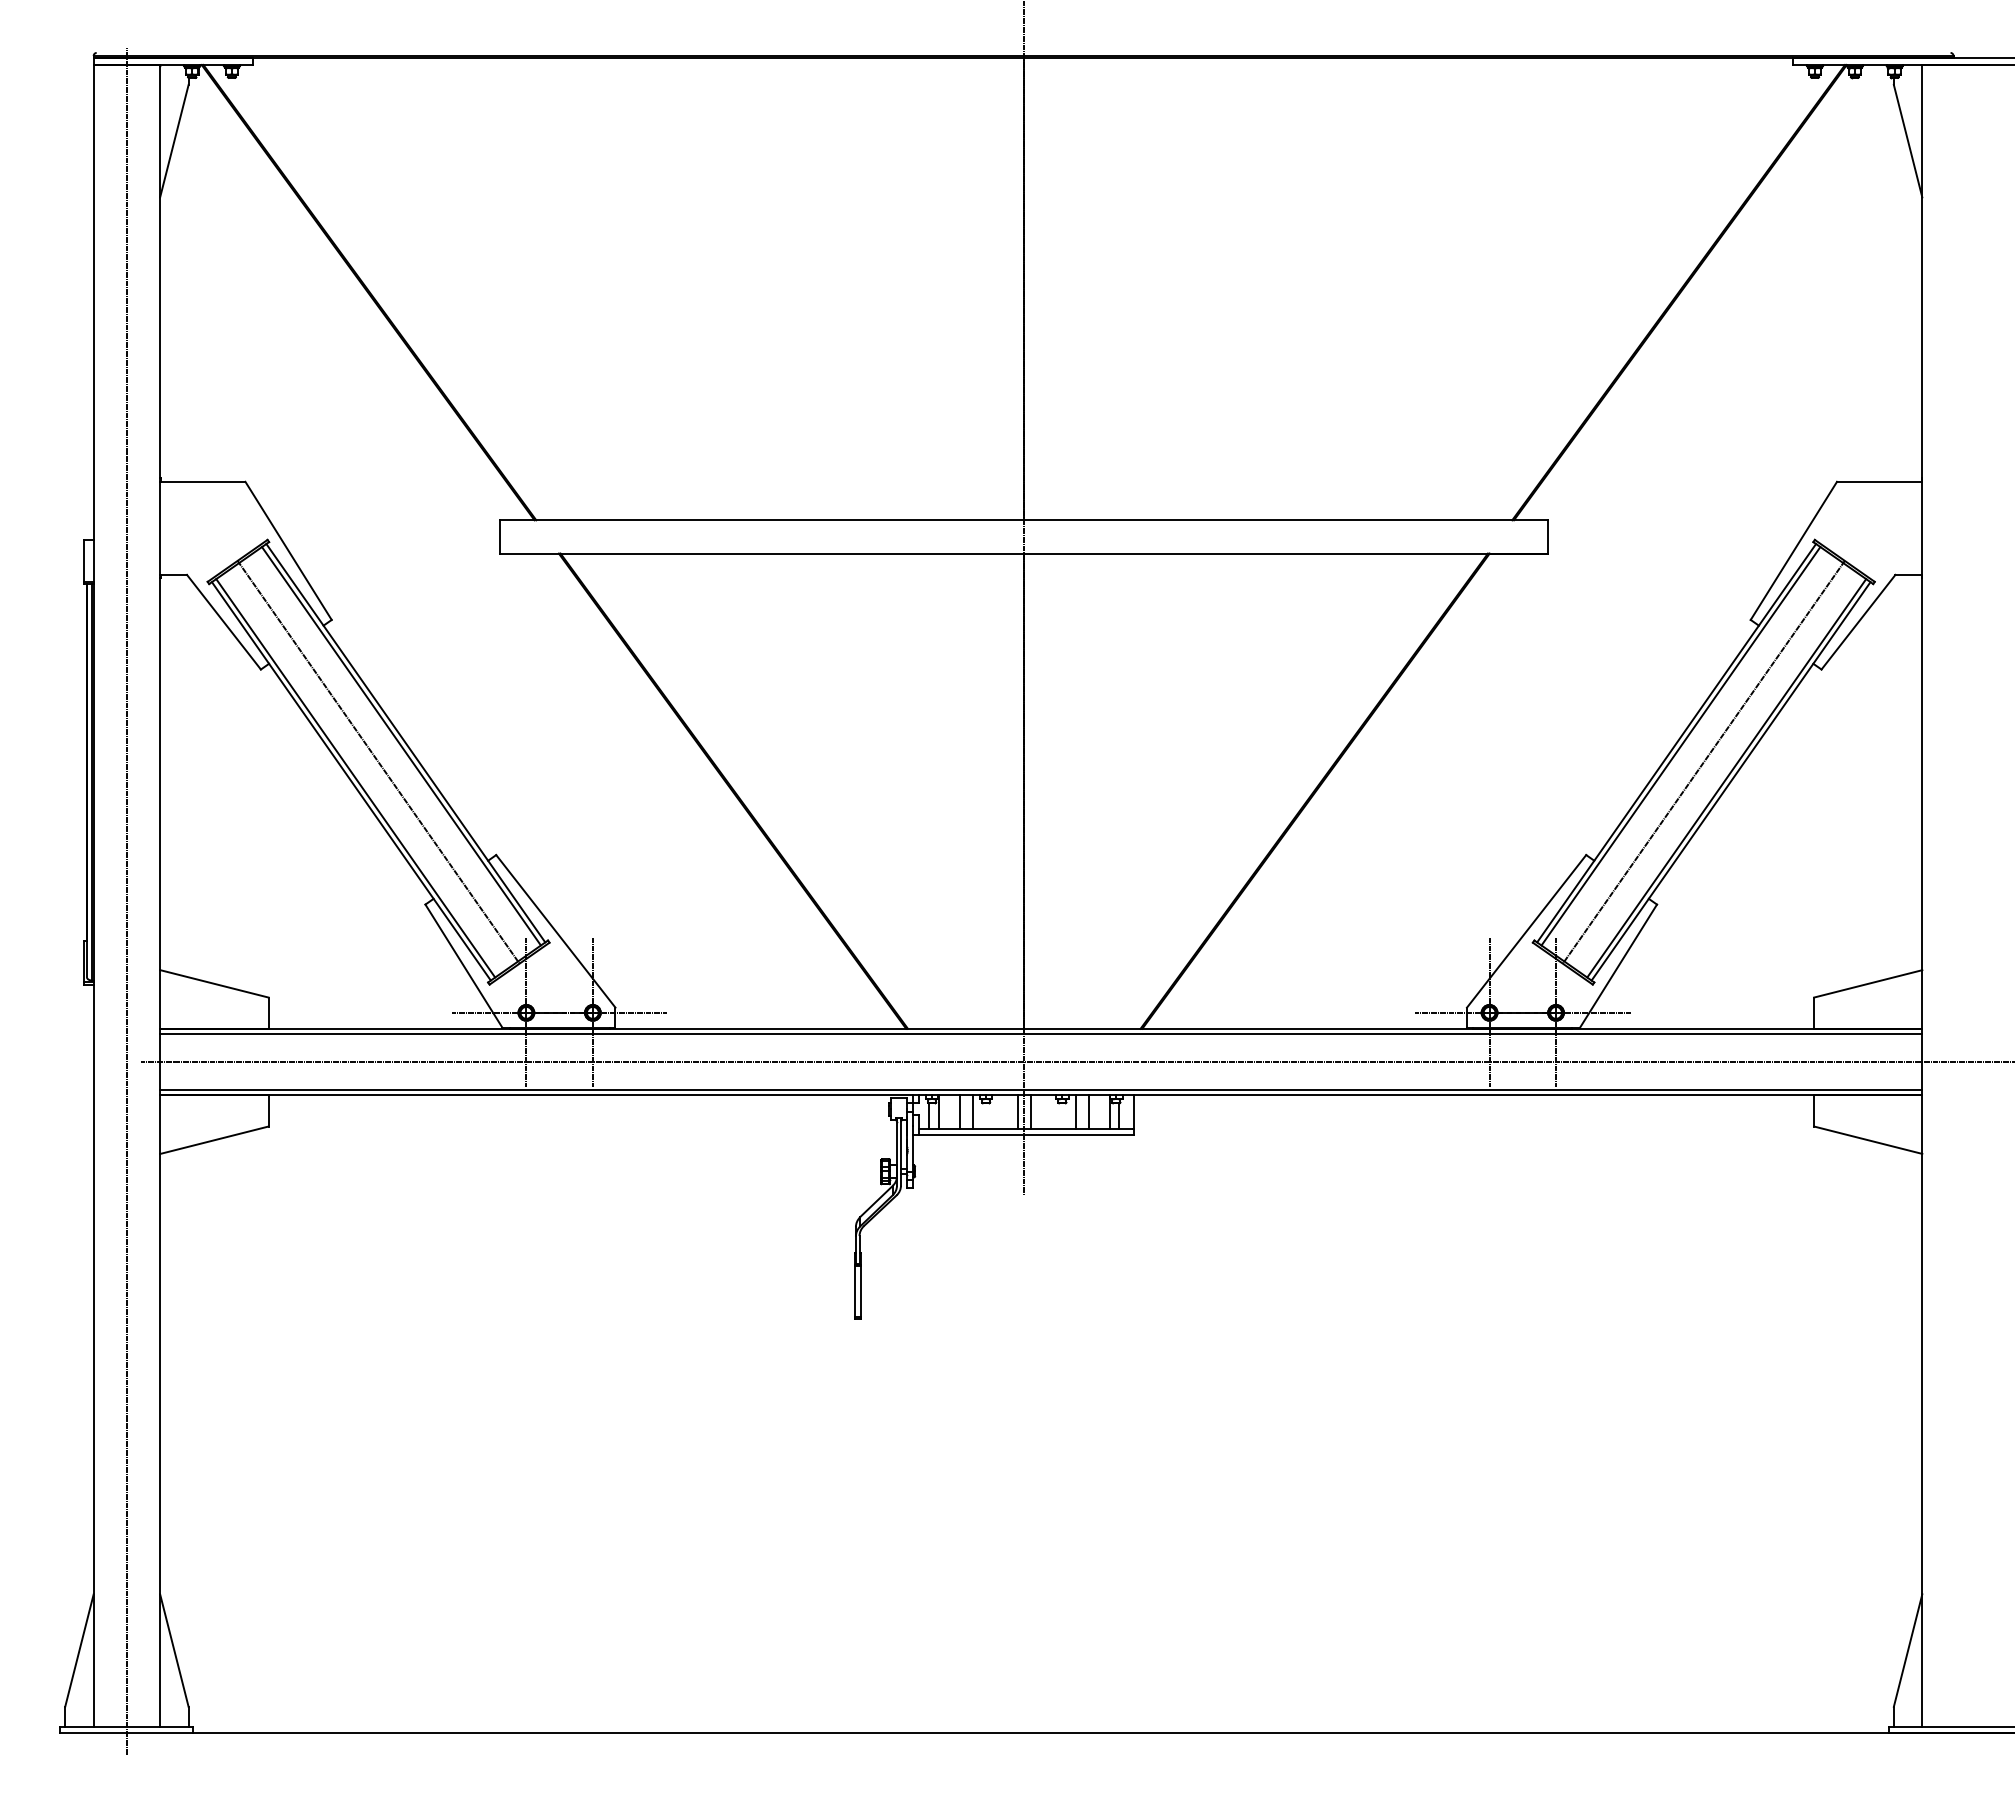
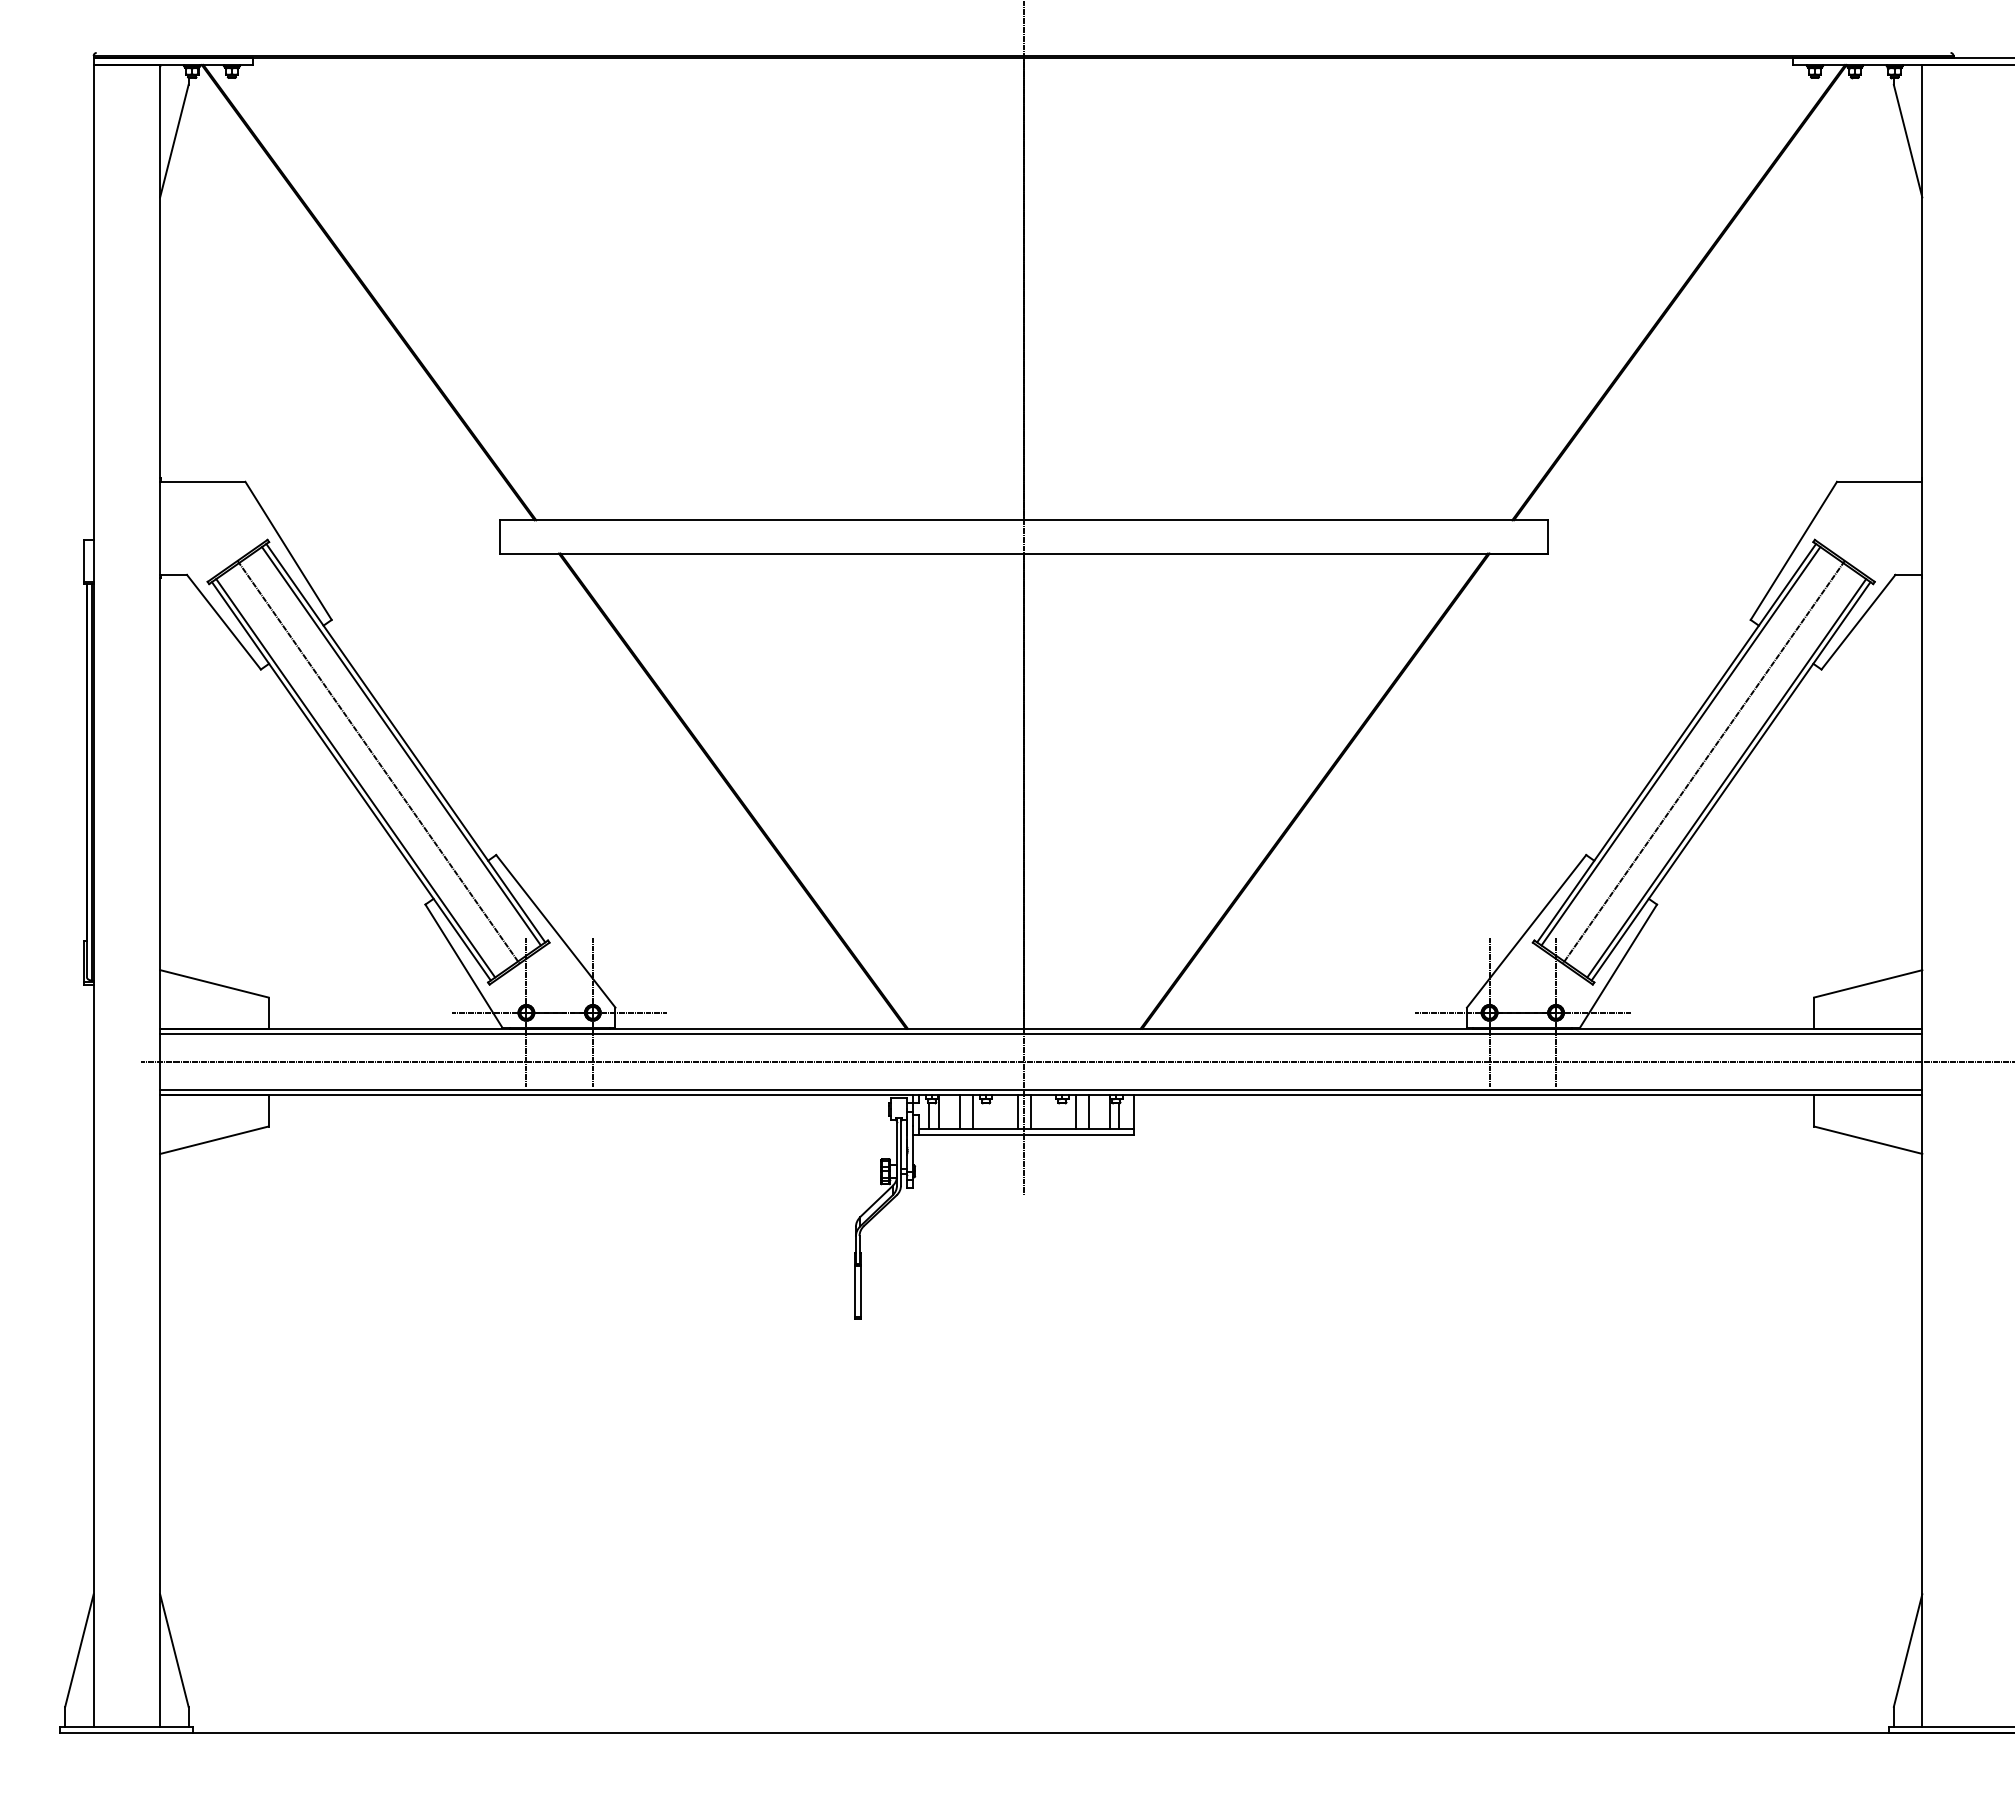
line: present -> none (126, 900)
